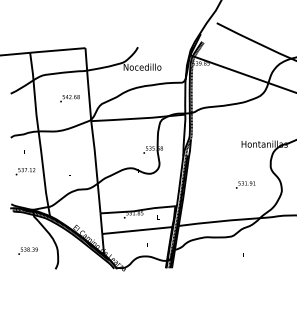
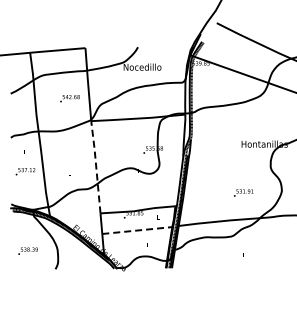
line: solid -> dashed (96, 166)
text position: (245, 184) -> (243, 192) (243, 192)
line: solid -> dashed (137, 230)
